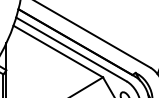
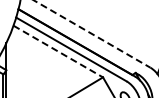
line: solid -> dashed (92, 34)
line: solid -> dashed (58, 51)
